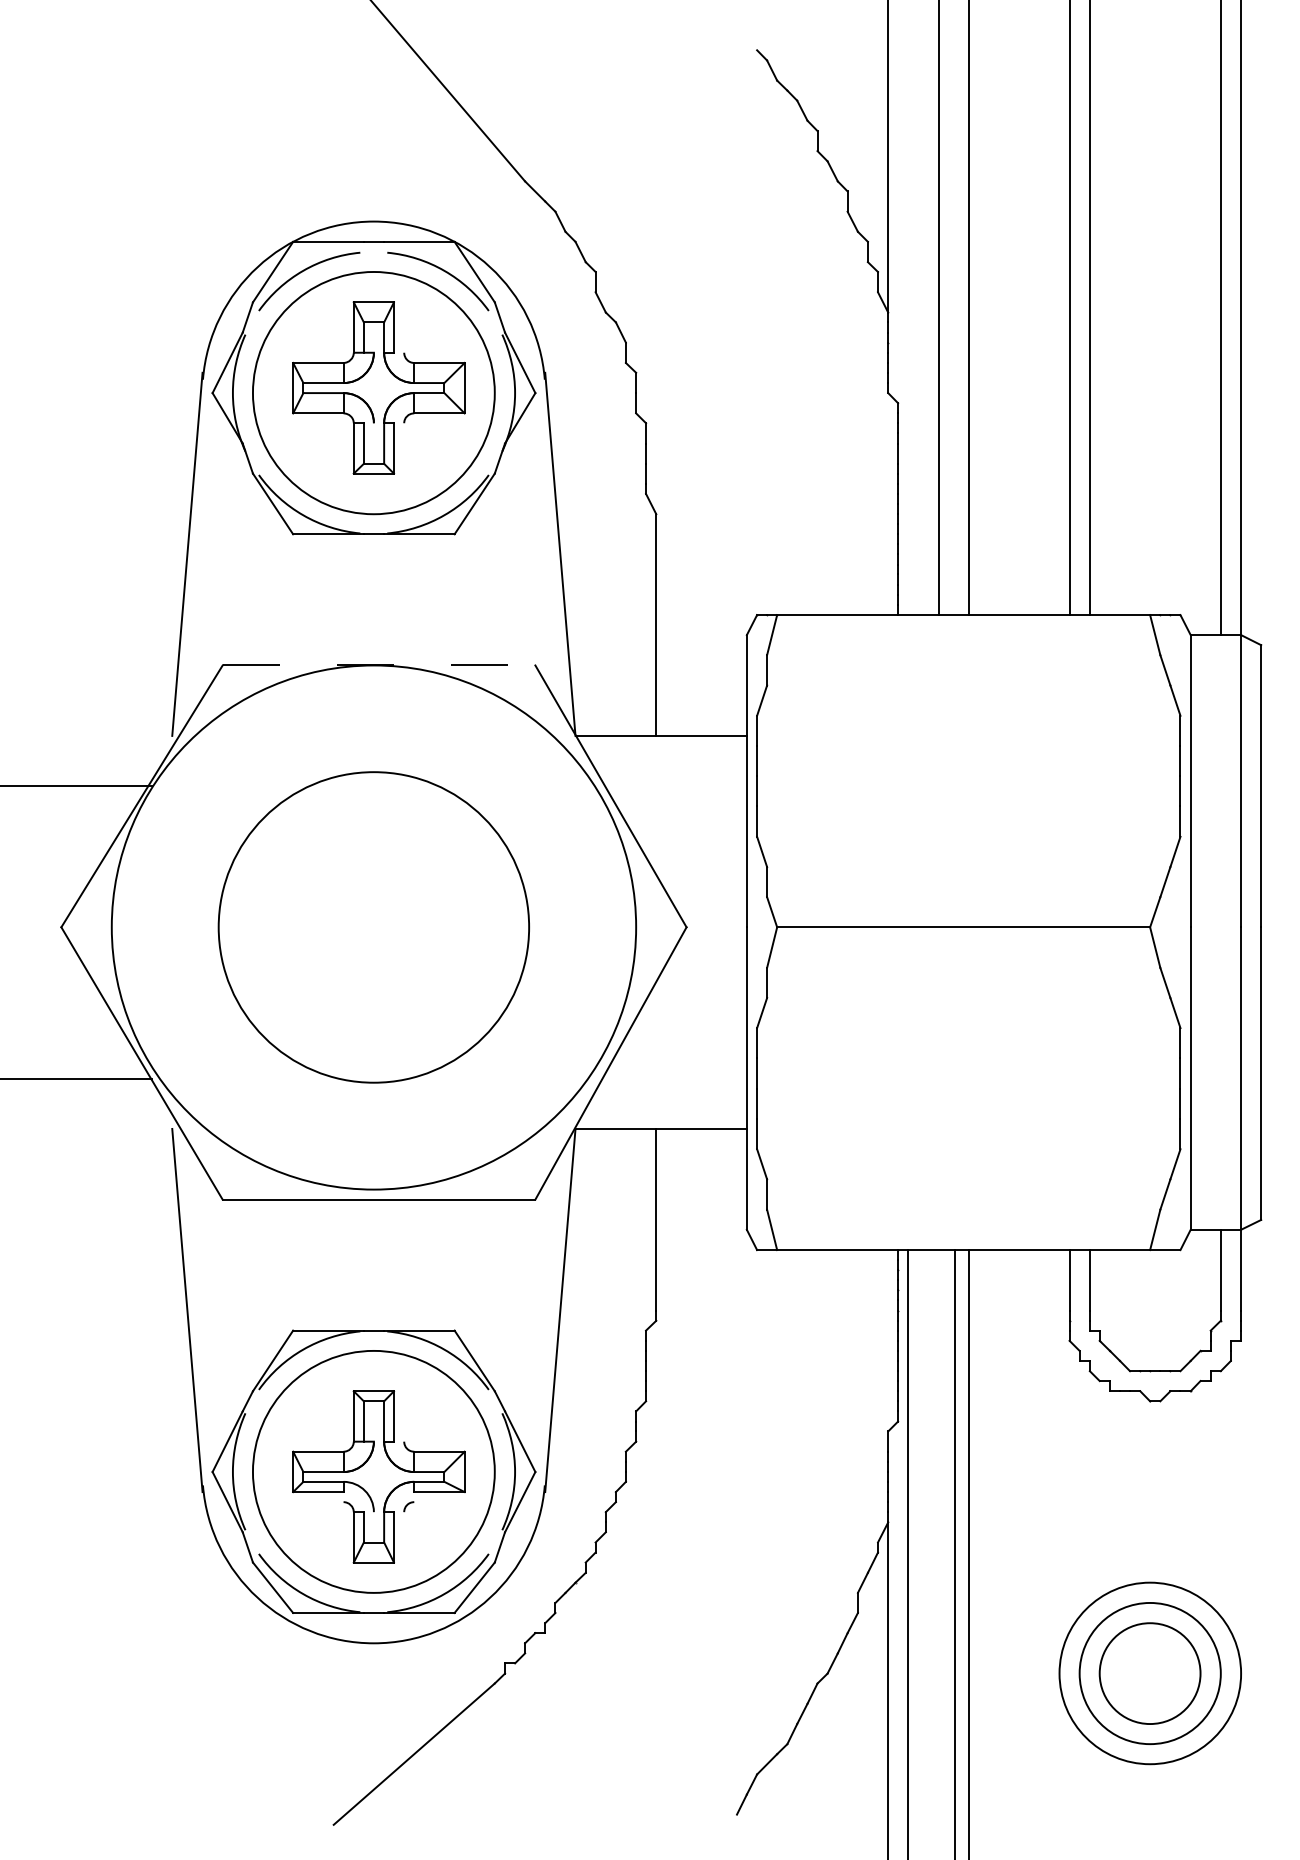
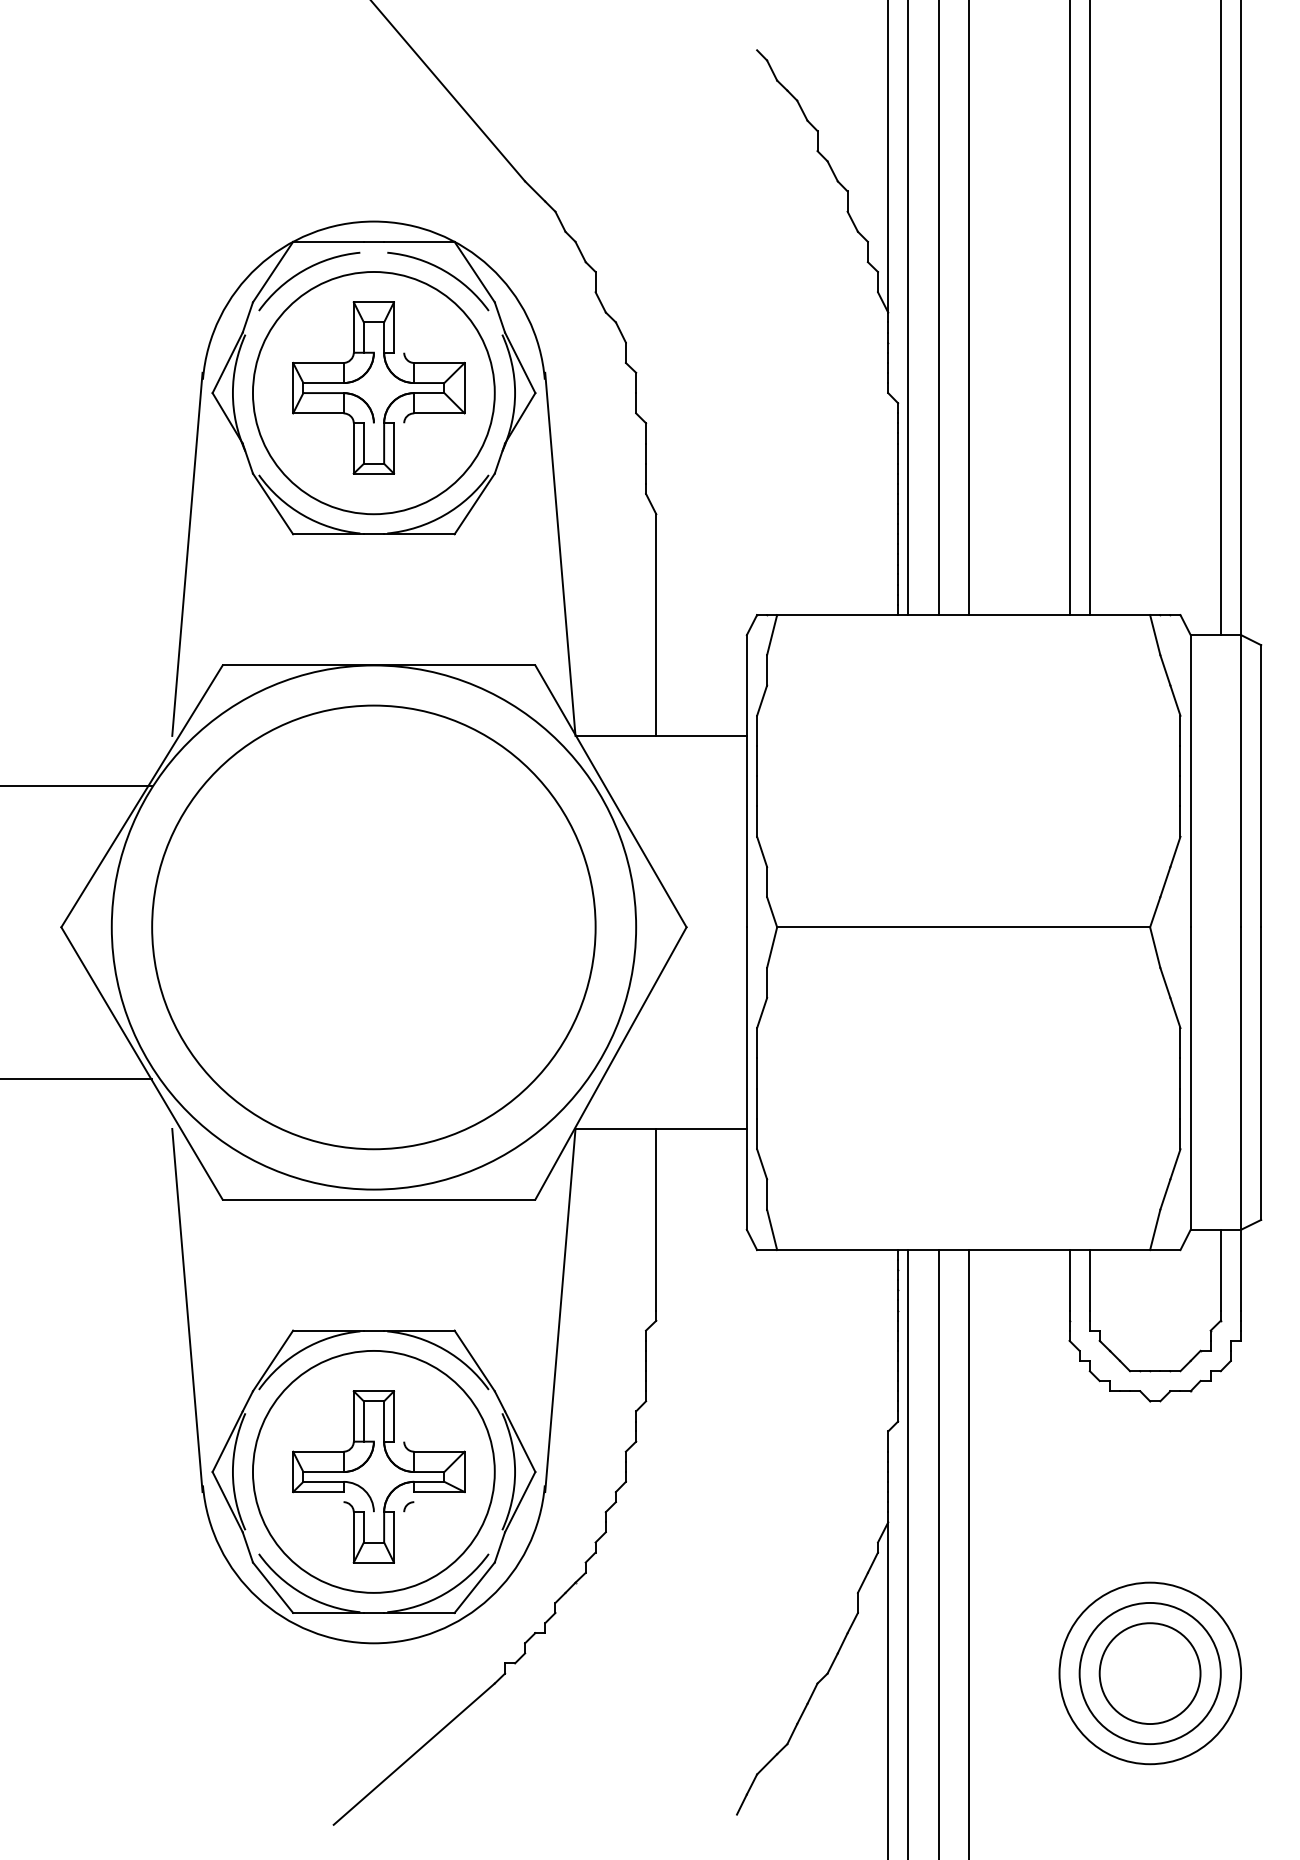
line: none -> present (908, 308)
line: dashed -> solid (379, 665)
part size: 313x313 px -> 446x447 px (373, 927)
line position: (954, 1553) -> (938, 1553) (938, 1553)
